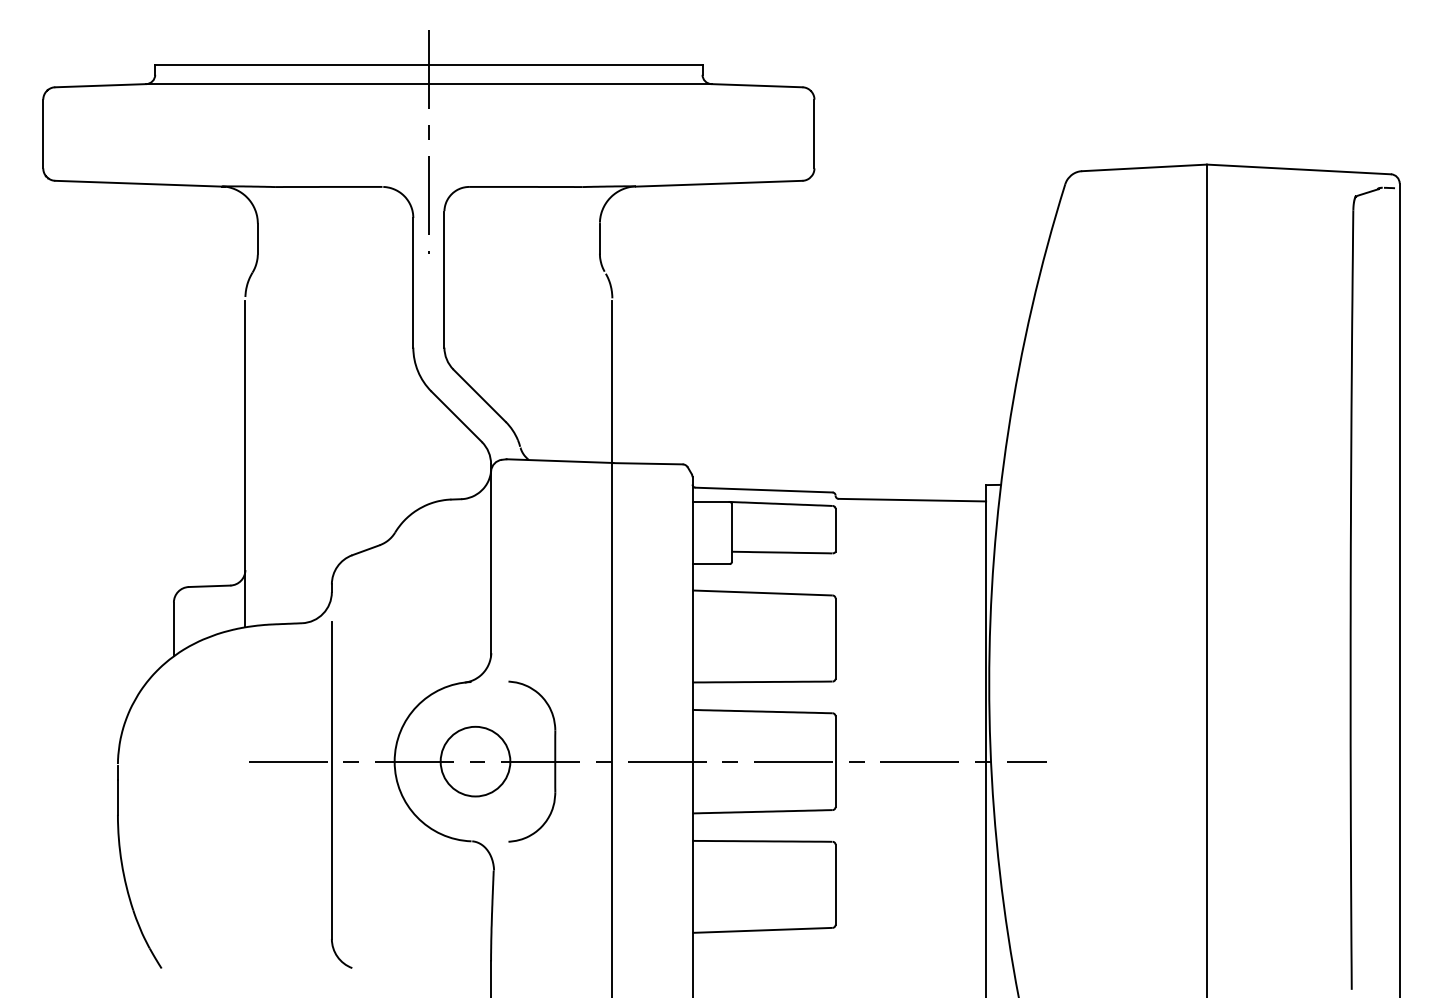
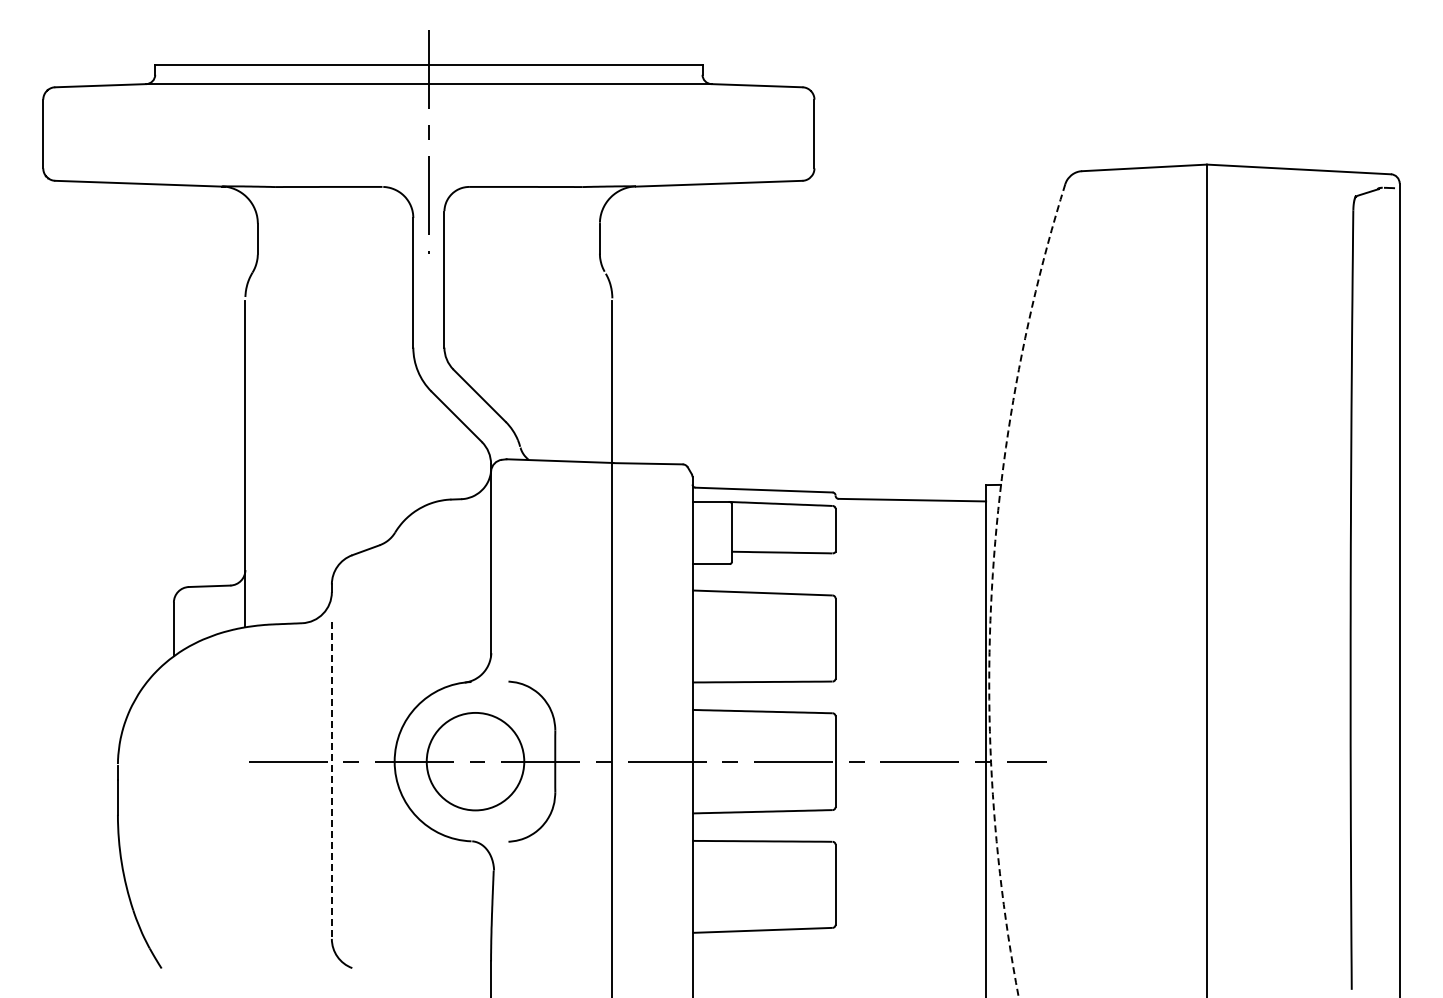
arc: solid -> dashed (991, 589)
circle diameter: 70 px -> 98 px (475, 761)
line: solid -> dashed (331, 781)
